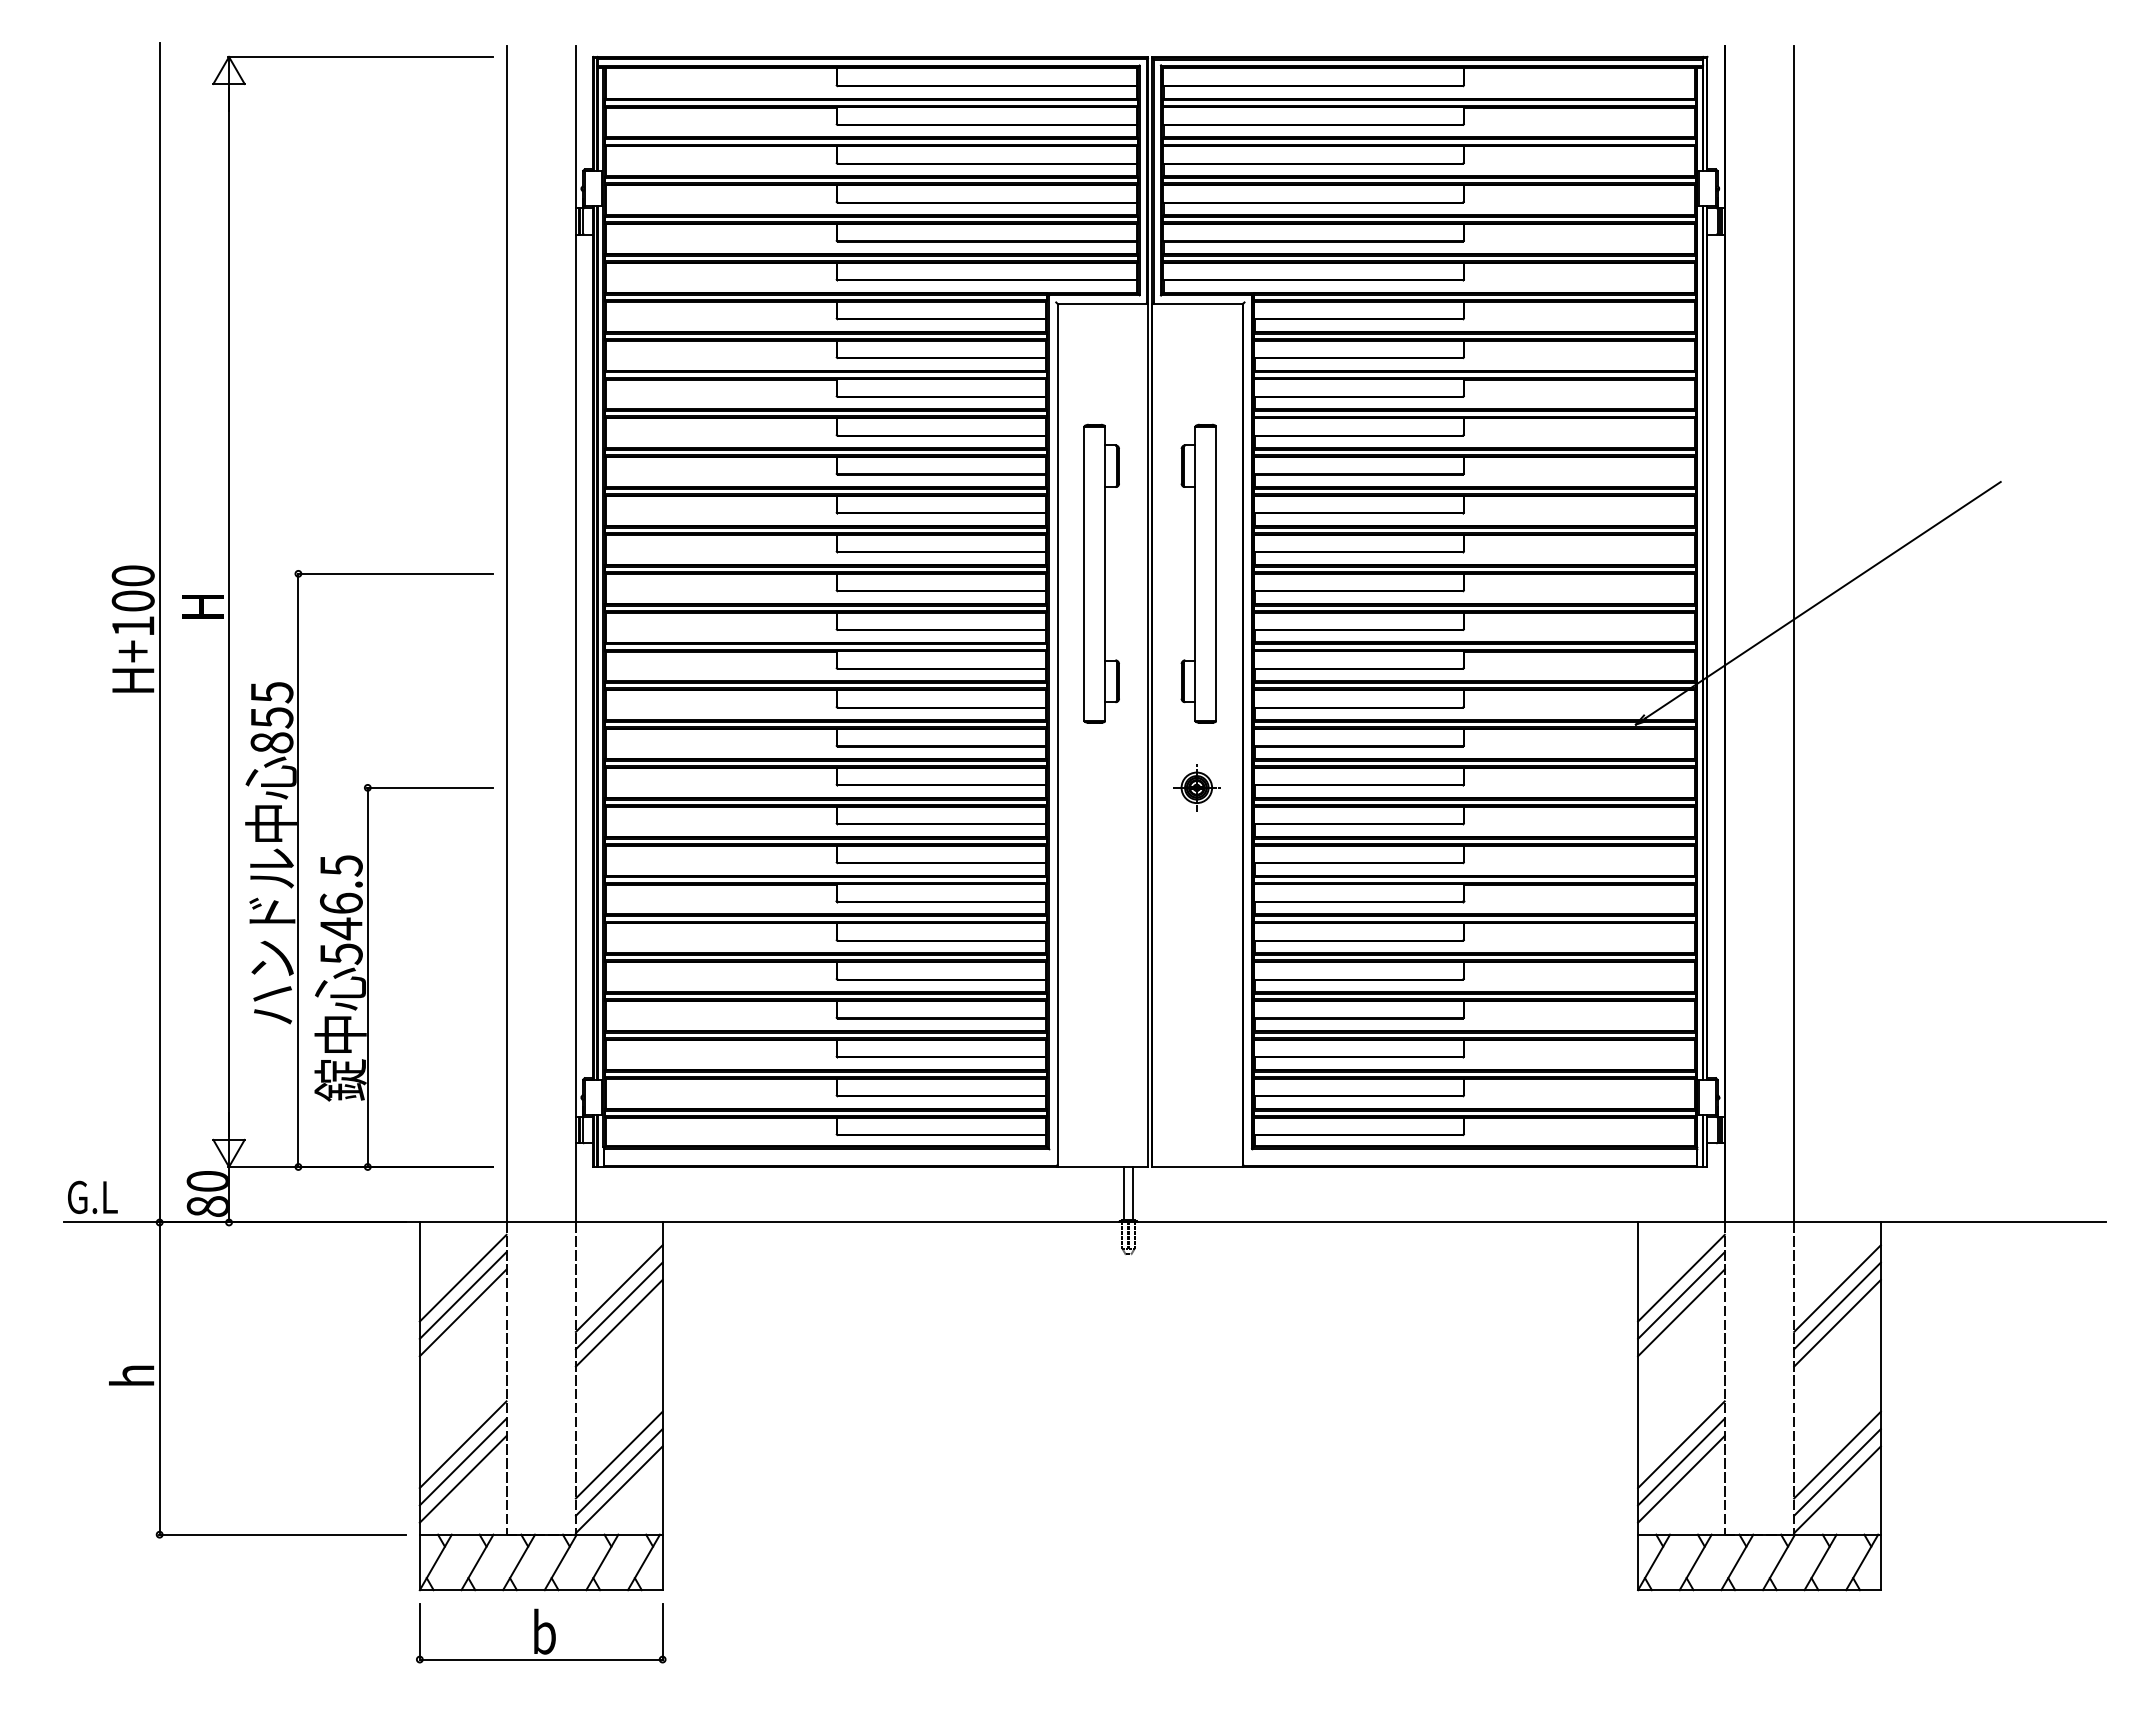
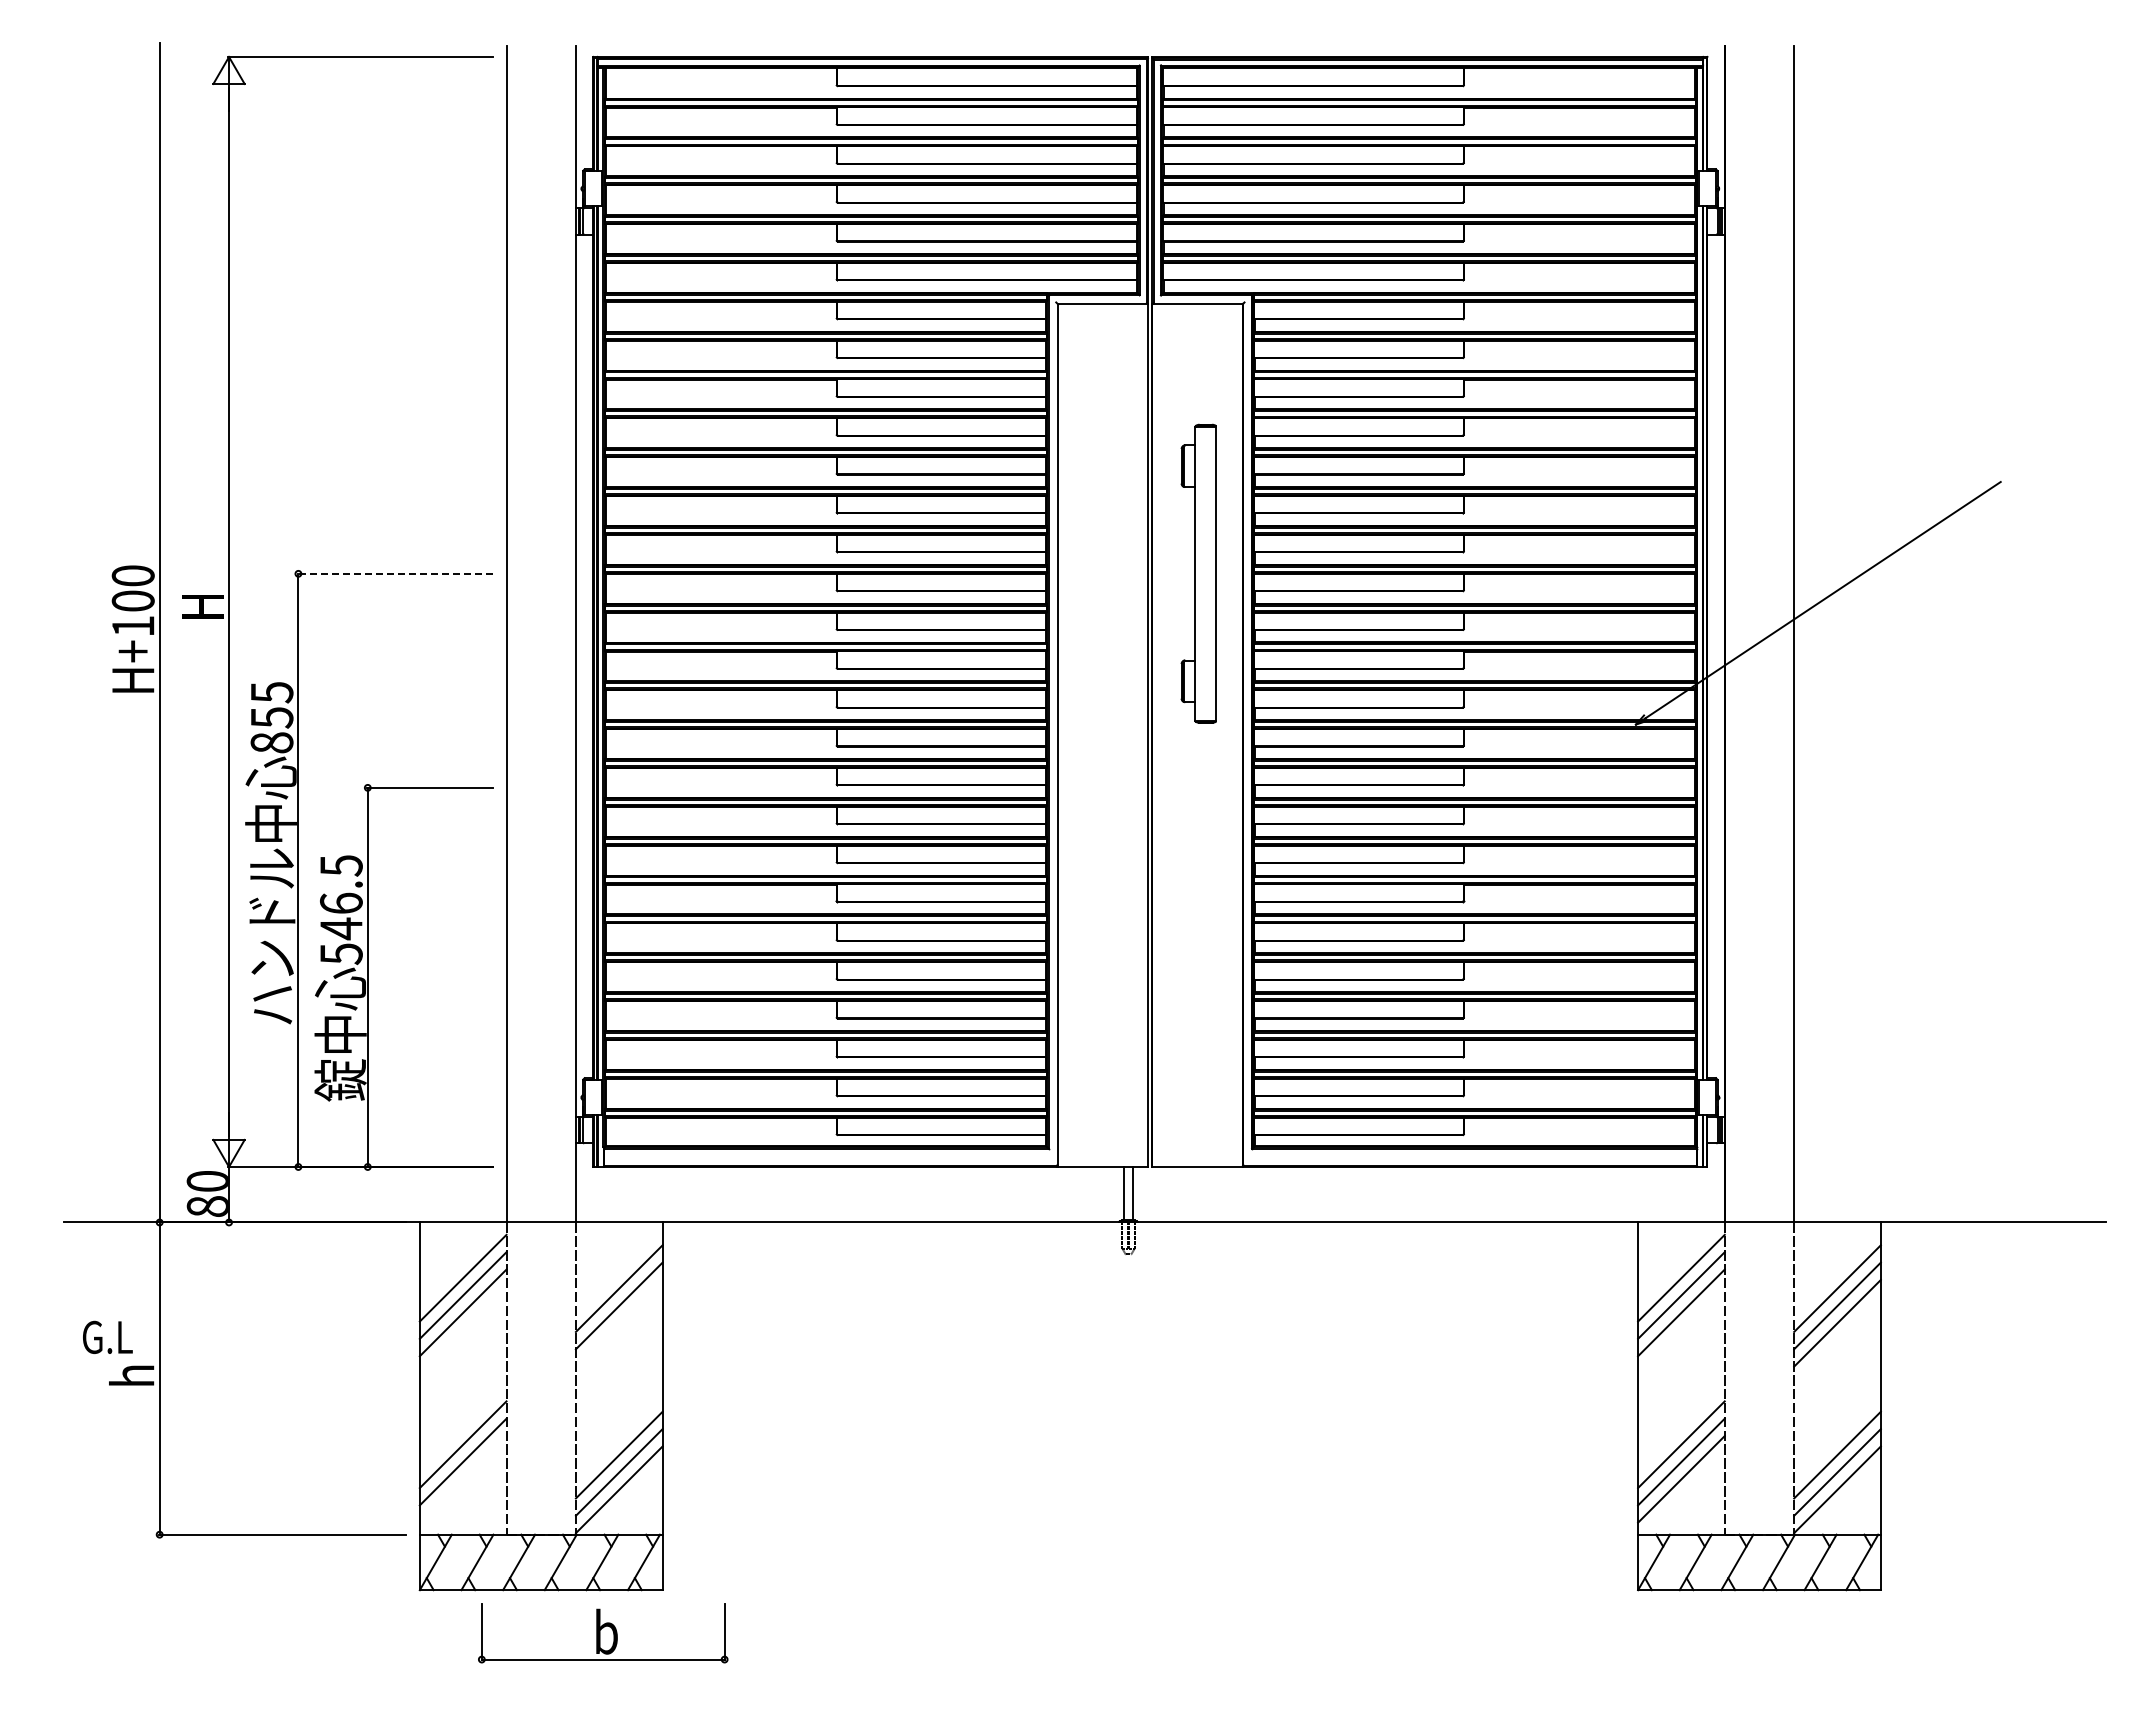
line: solid -> dashed (394, 573)
part: present -> none (1101, 573)
part: present -> none (1196, 787)
text position: (92, 1196) -> (107, 1336) (107, 1336)
line: present -> none (618, 1322)
line: present -> none (462, 1479)
part position: (541, 1633) -> (603, 1633) (603, 1633)
